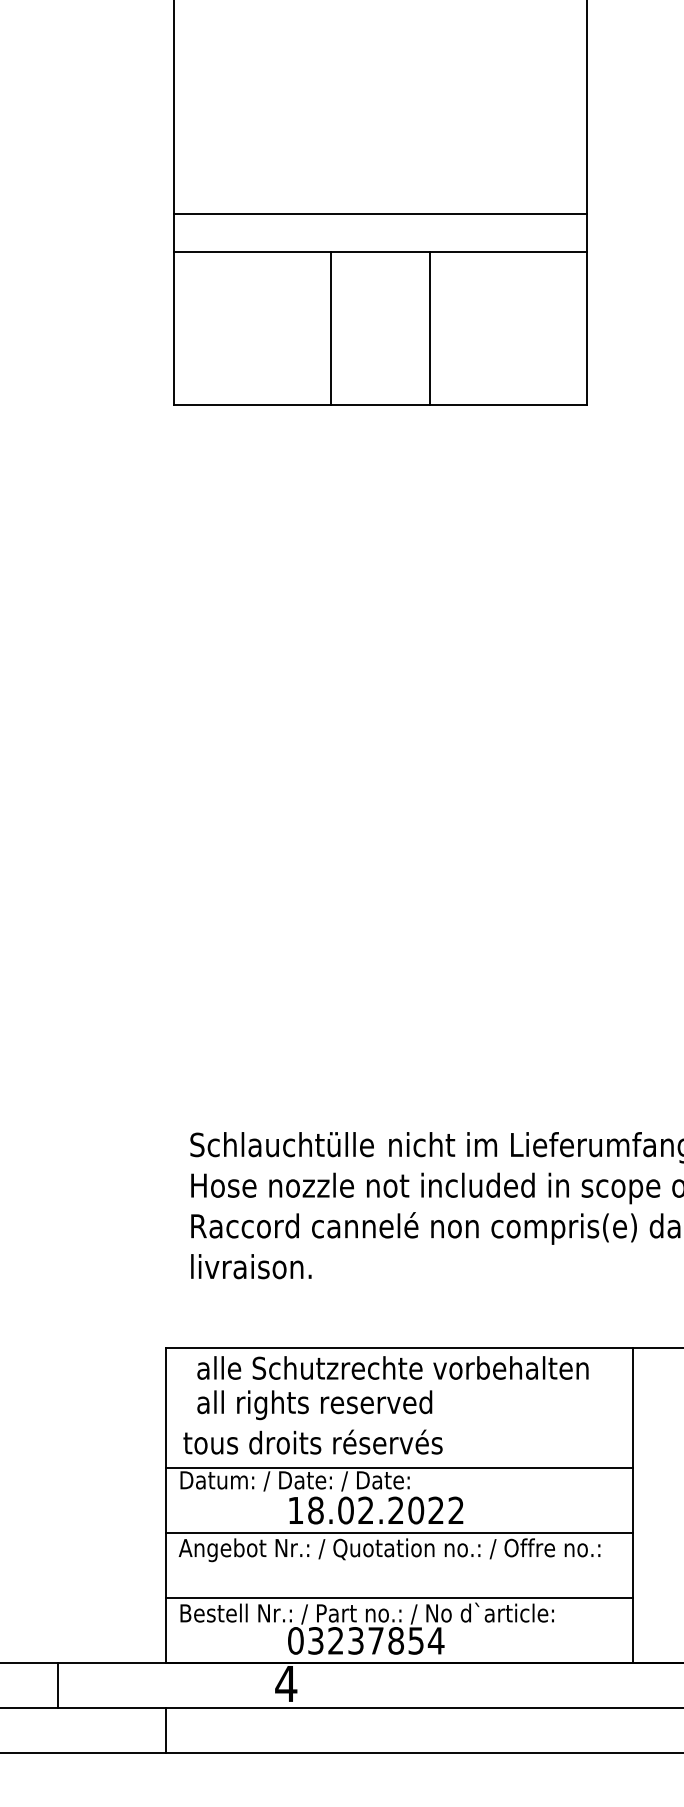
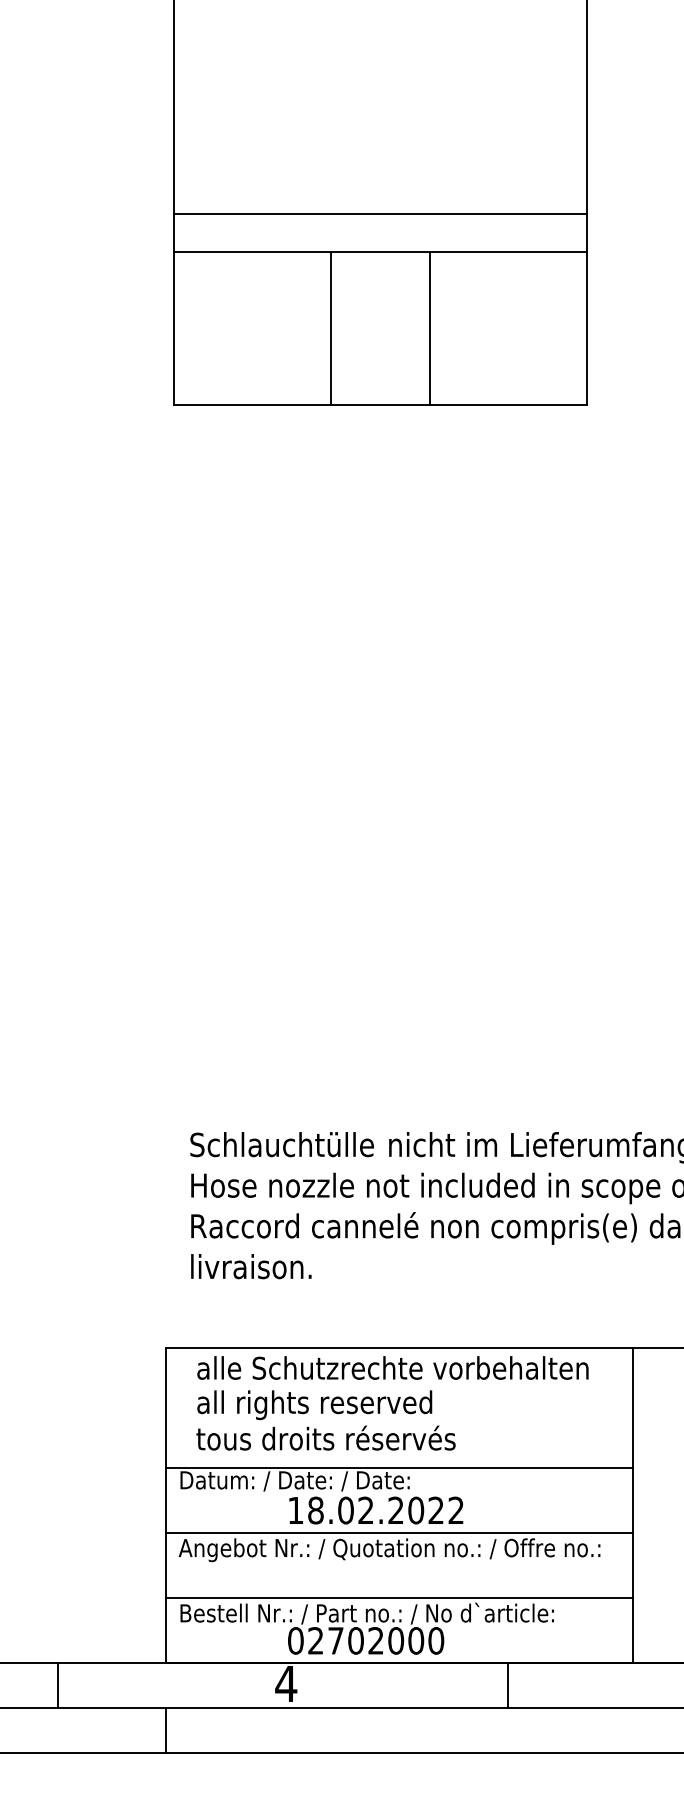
text position: (312, 1441) -> (325, 1437) (325, 1437)
text: 03237854 -> 02702000 (376, 1640)
line: none -> present (507, 1684)
